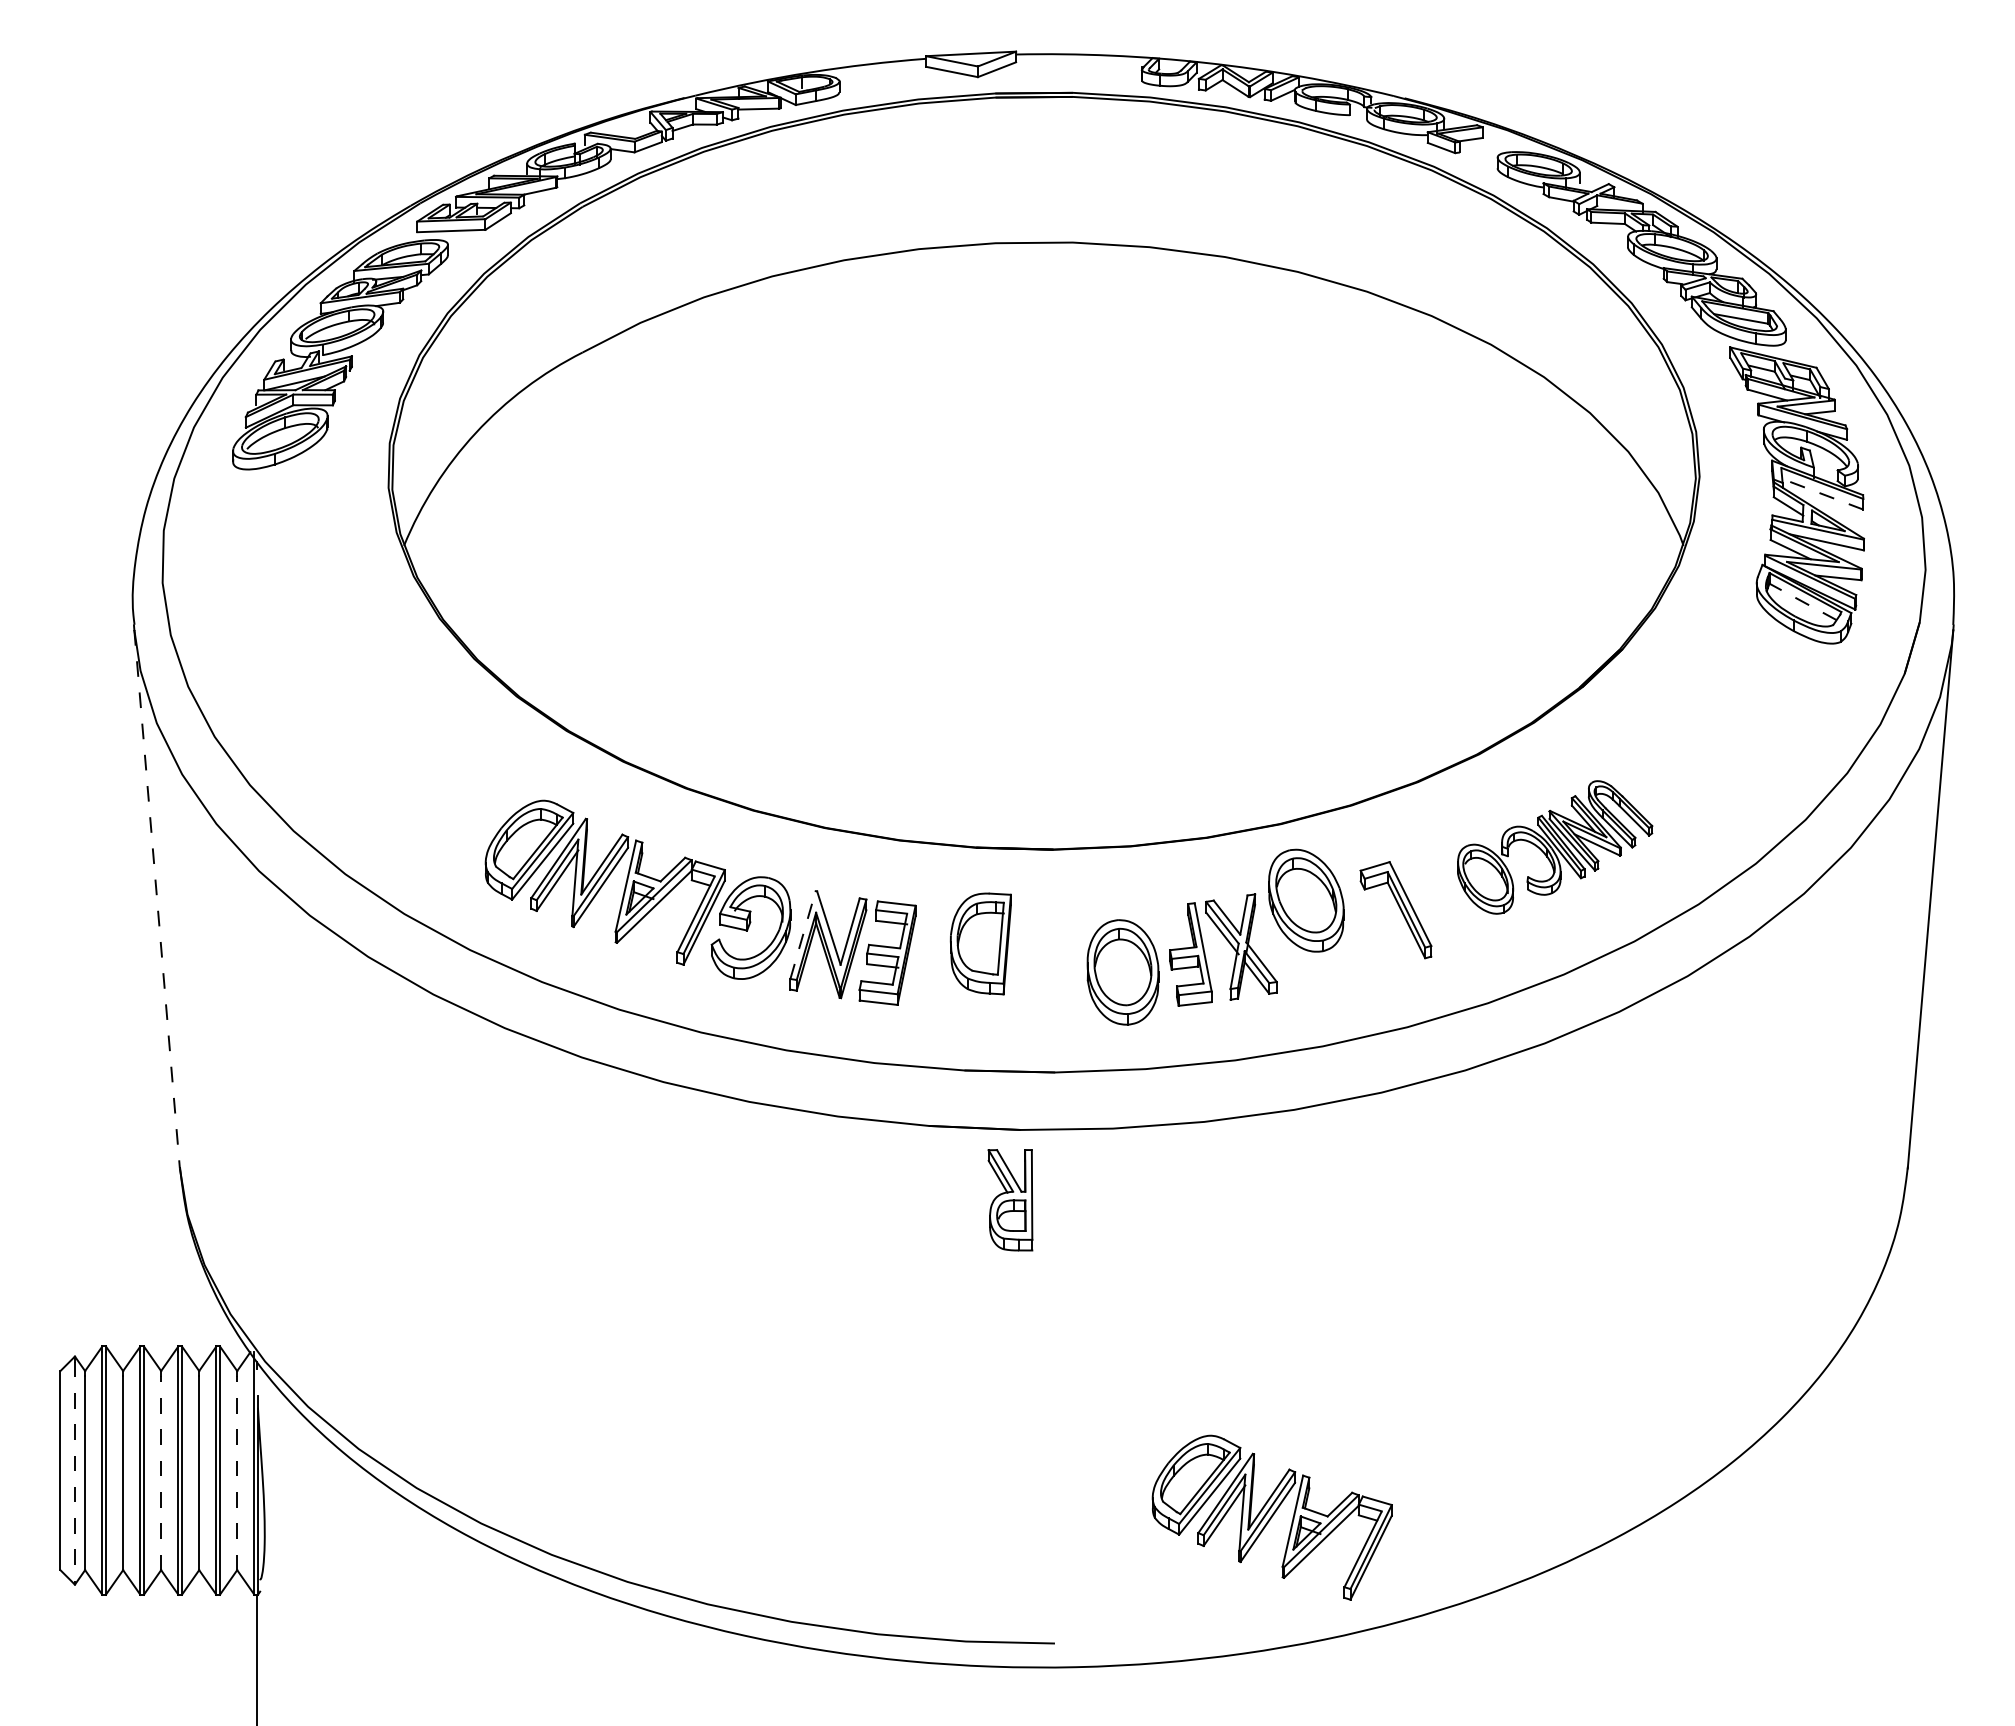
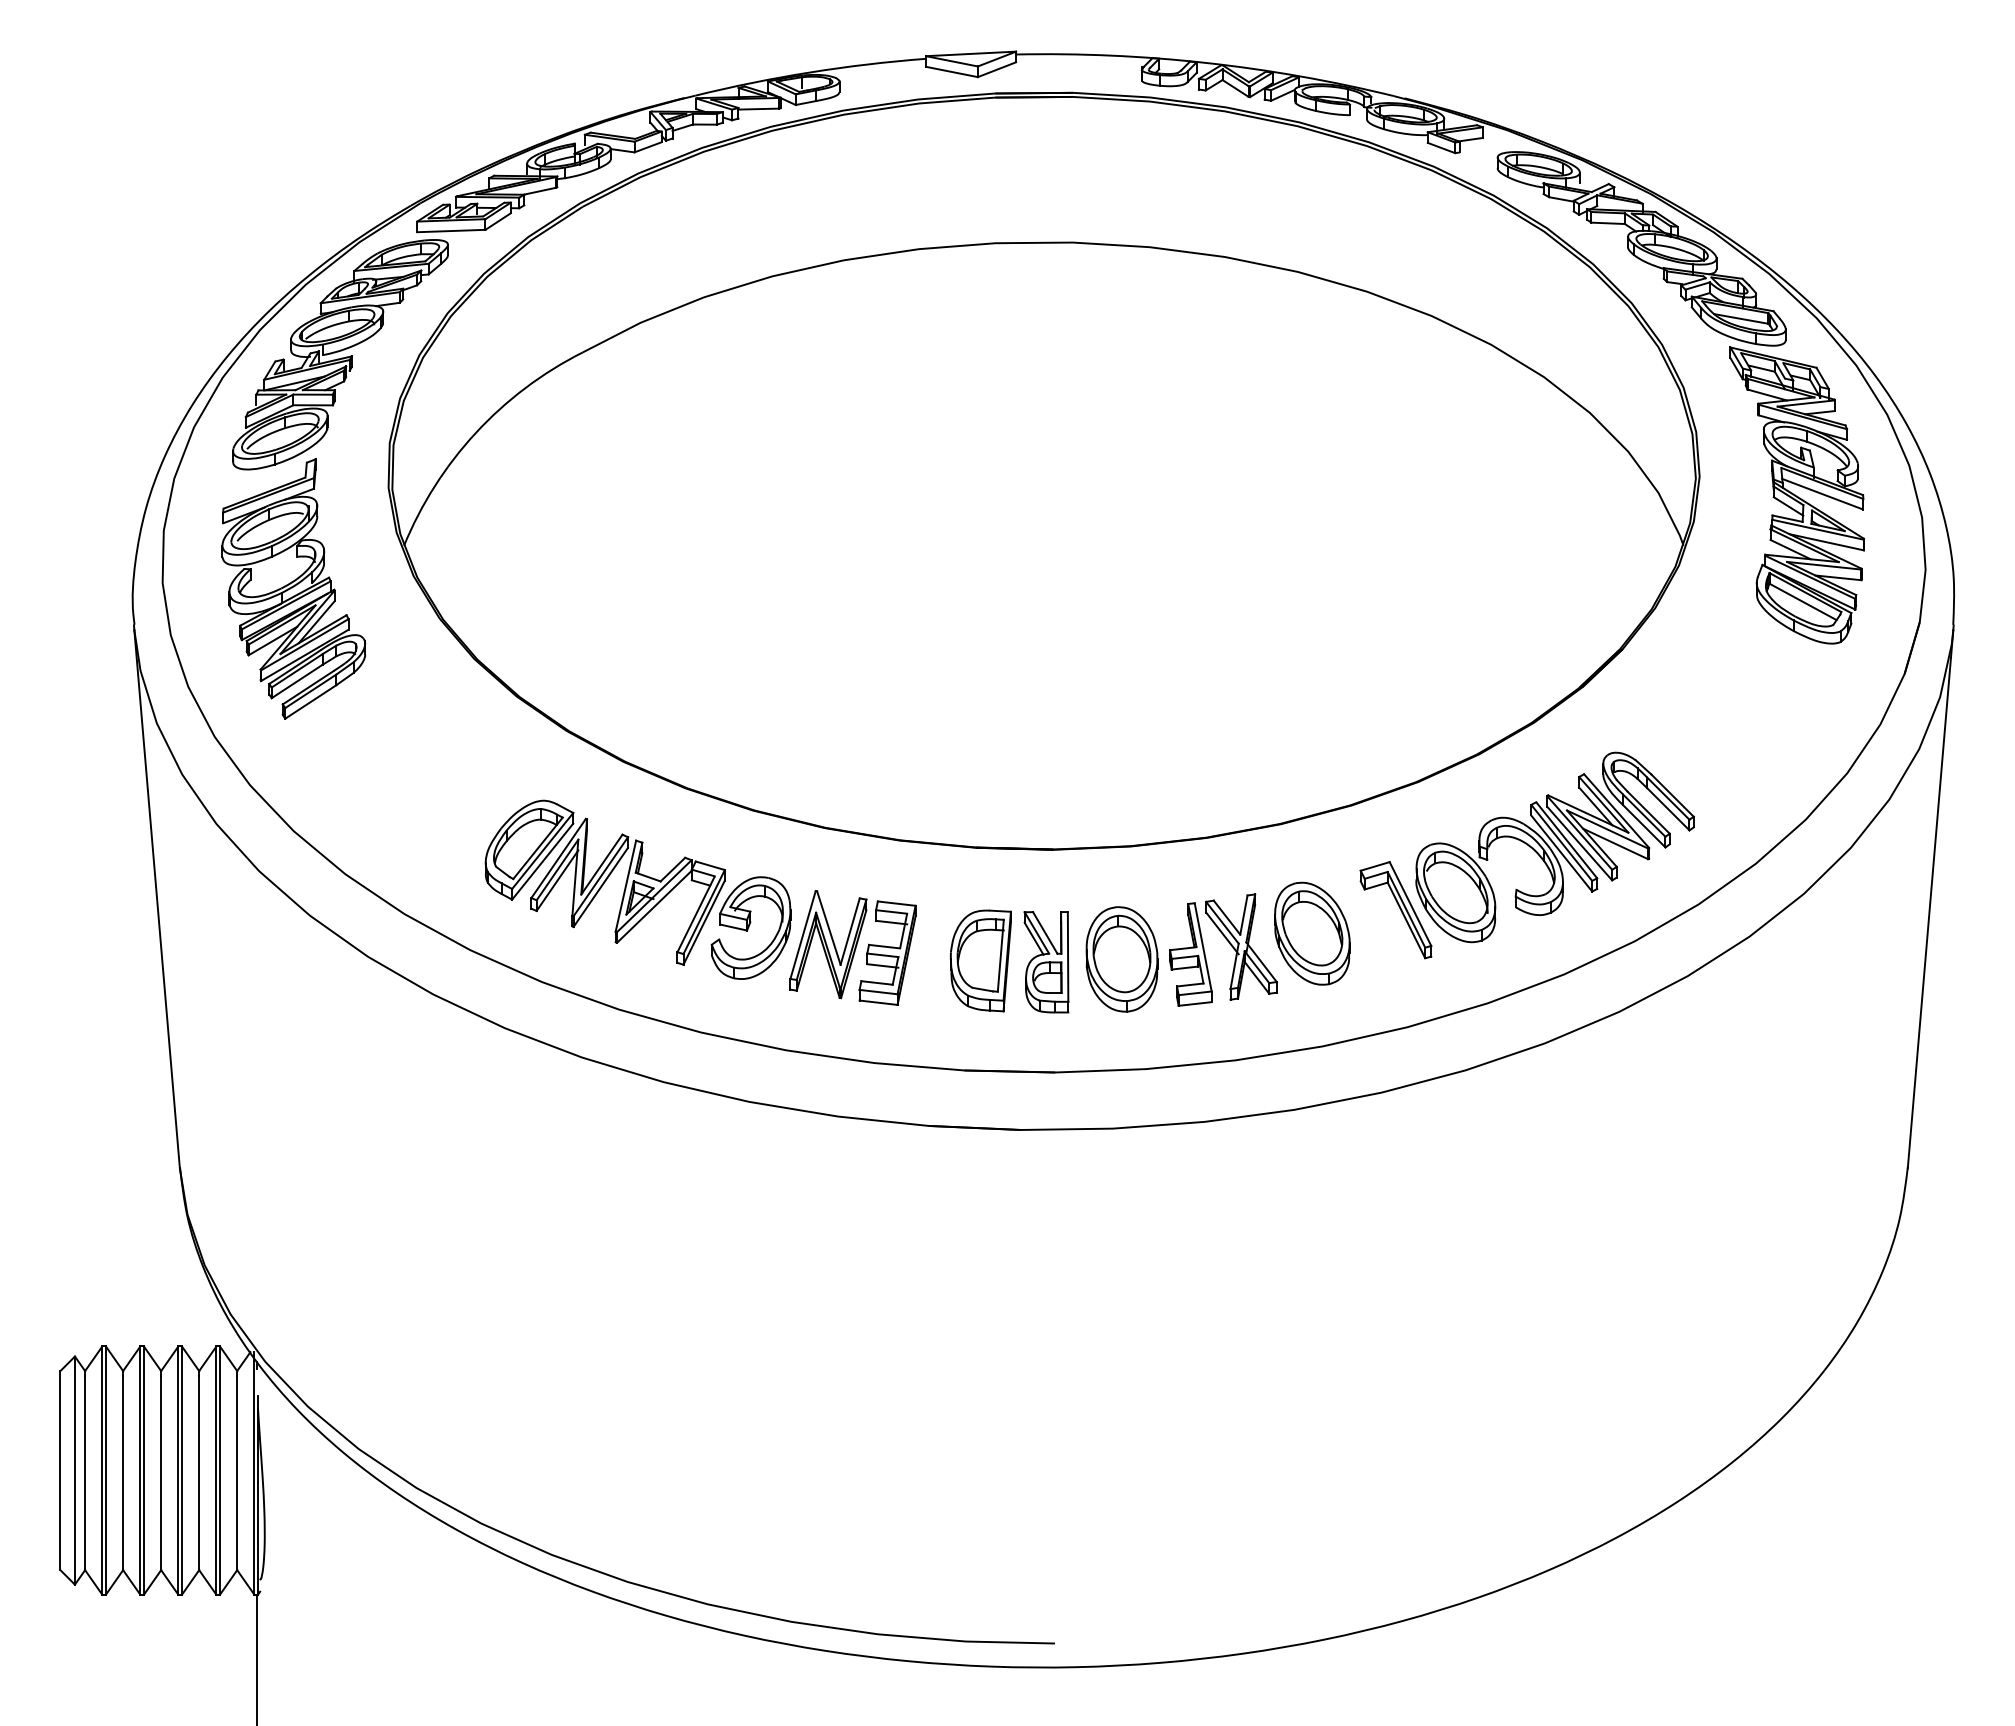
line: dashed -> solid (1822, 493)
part: none -> present (293, 588)
line: dashed -> solid (1802, 601)
part size: 197x135 px -> 280x193 px (1554, 847)
line: dashed -> solid (157, 899)
part position: (1306, 900) -> (1312, 933) (1312, 933)
line: dashed -> solid (803, 935)
part position: (980, 943) -> (980, 960) (980, 960)
part position: (1122, 972) -> (1121, 959) (1121, 959)
part position: (1010, 1200) -> (1046, 962) (1046, 962)
line: dashed -> solid (161, 1472)
line: dashed -> solid (237, 1472)
line: dashed -> solid (74, 1473)
part: present -> none (1271, 1517)
